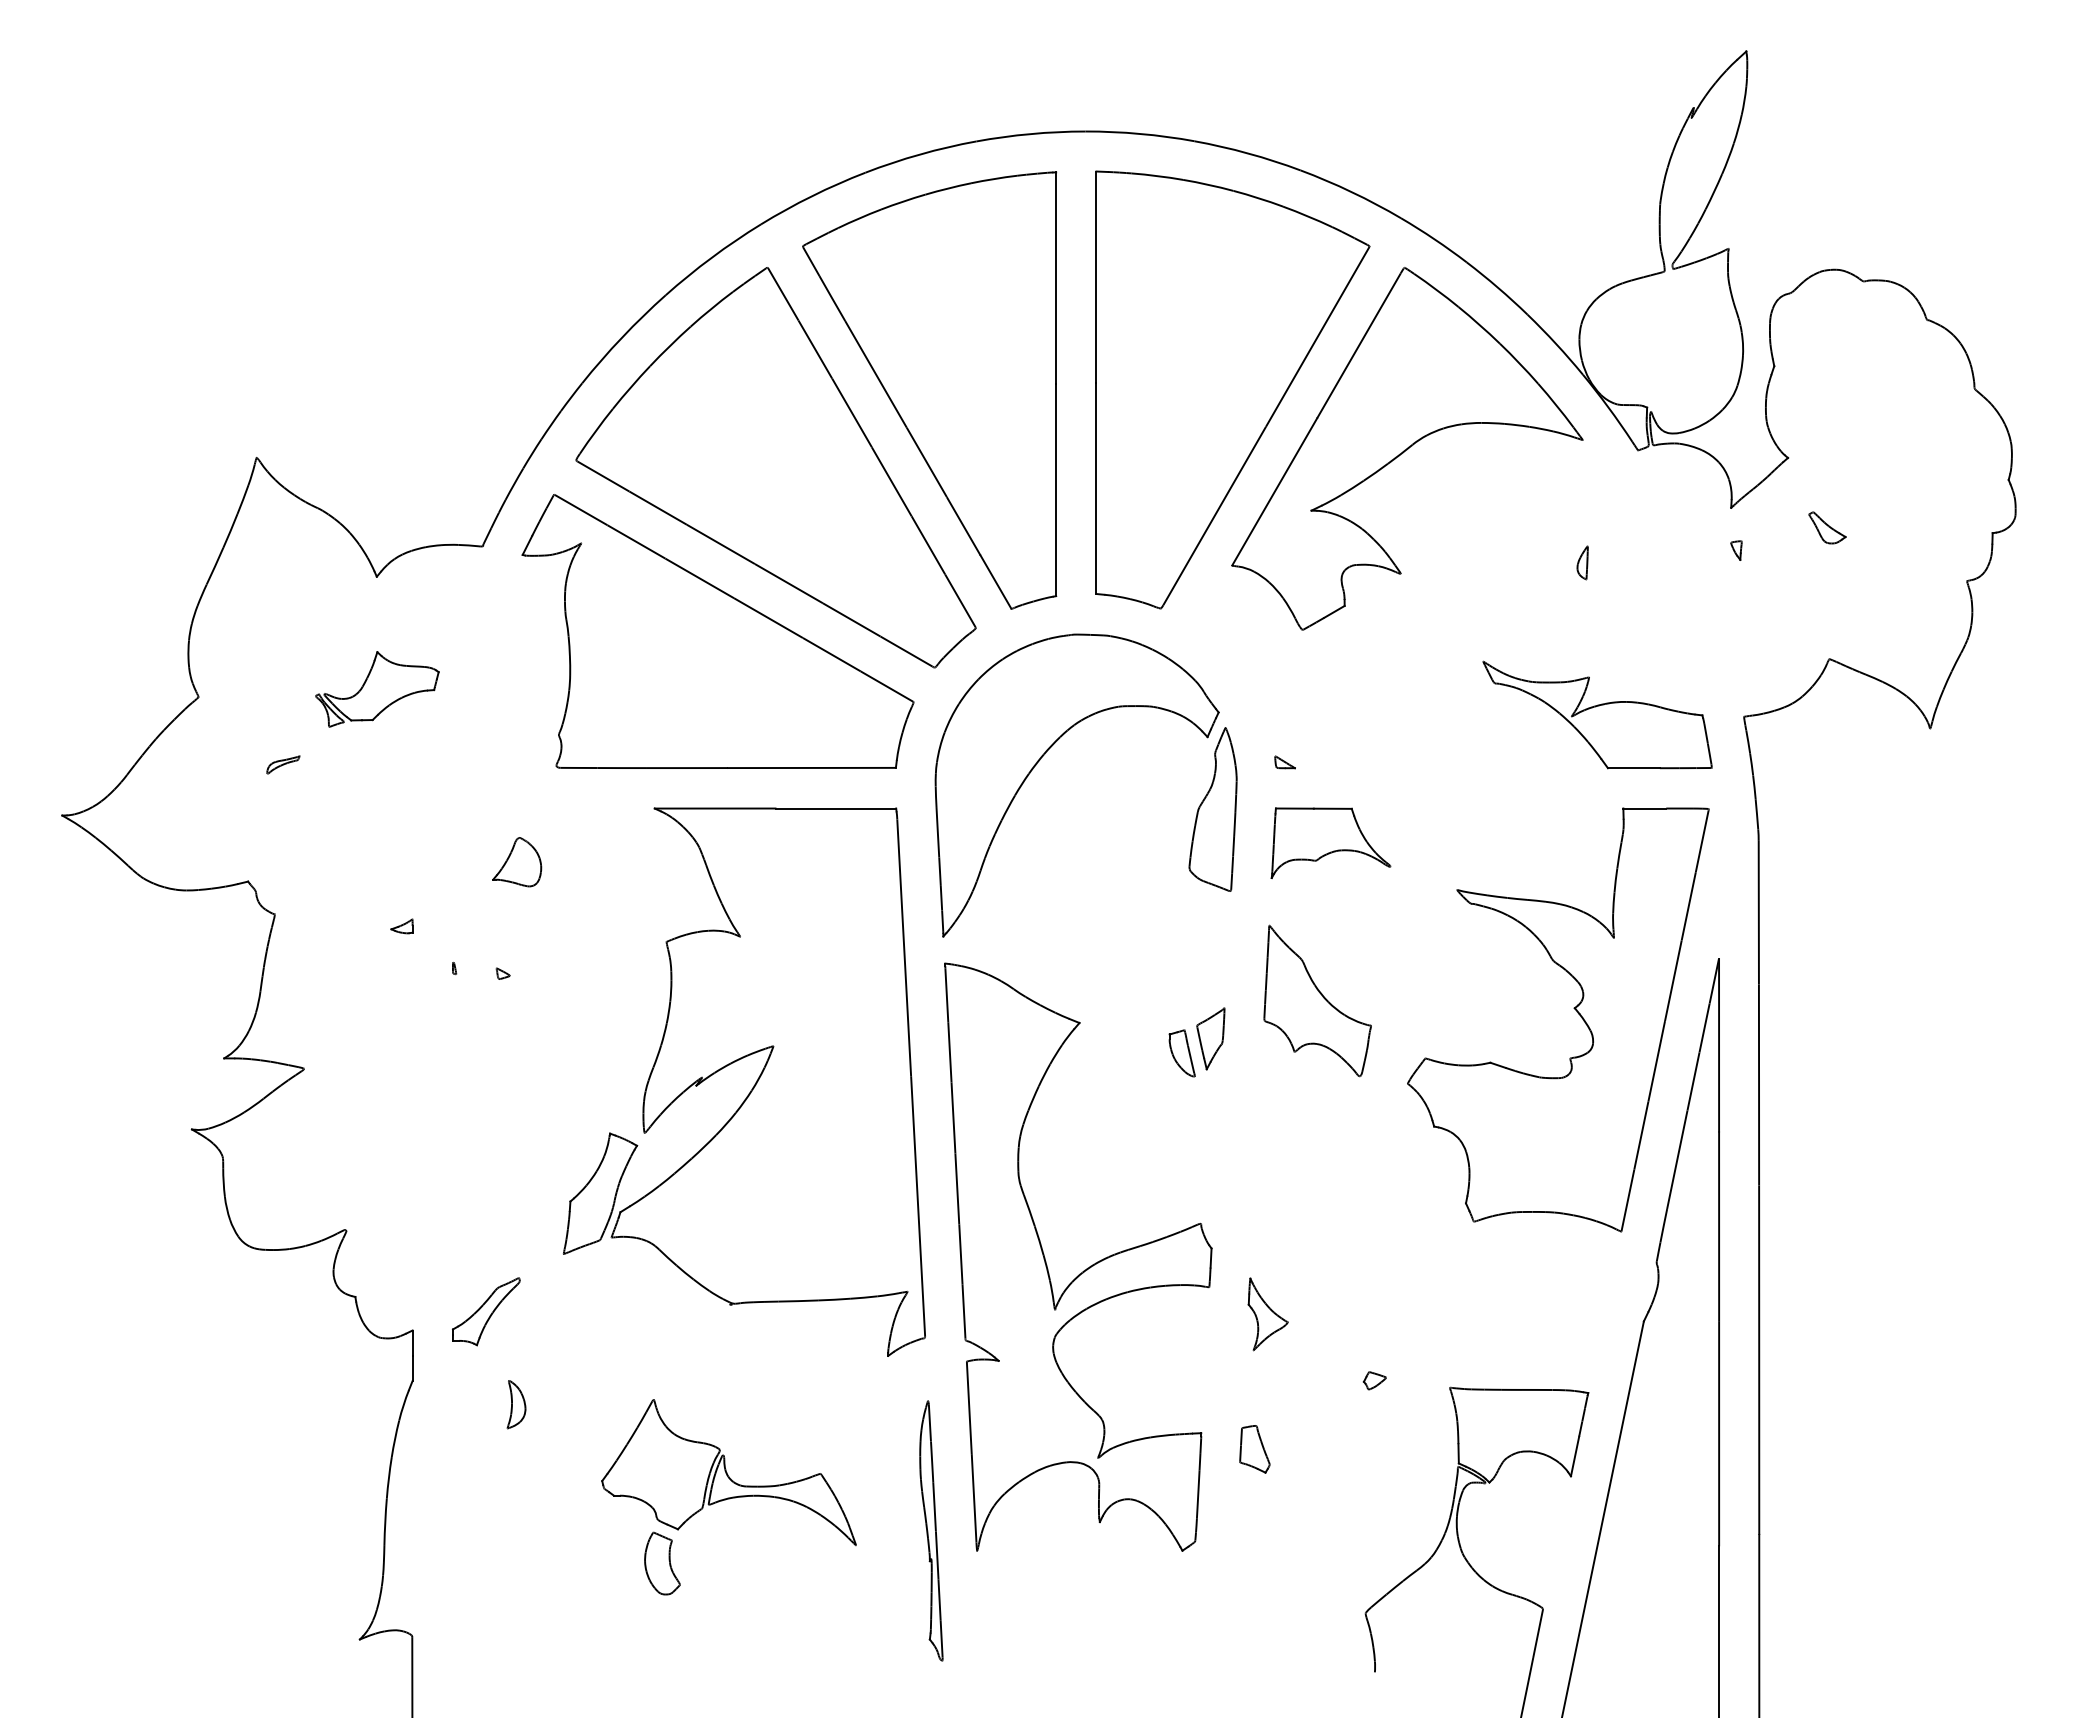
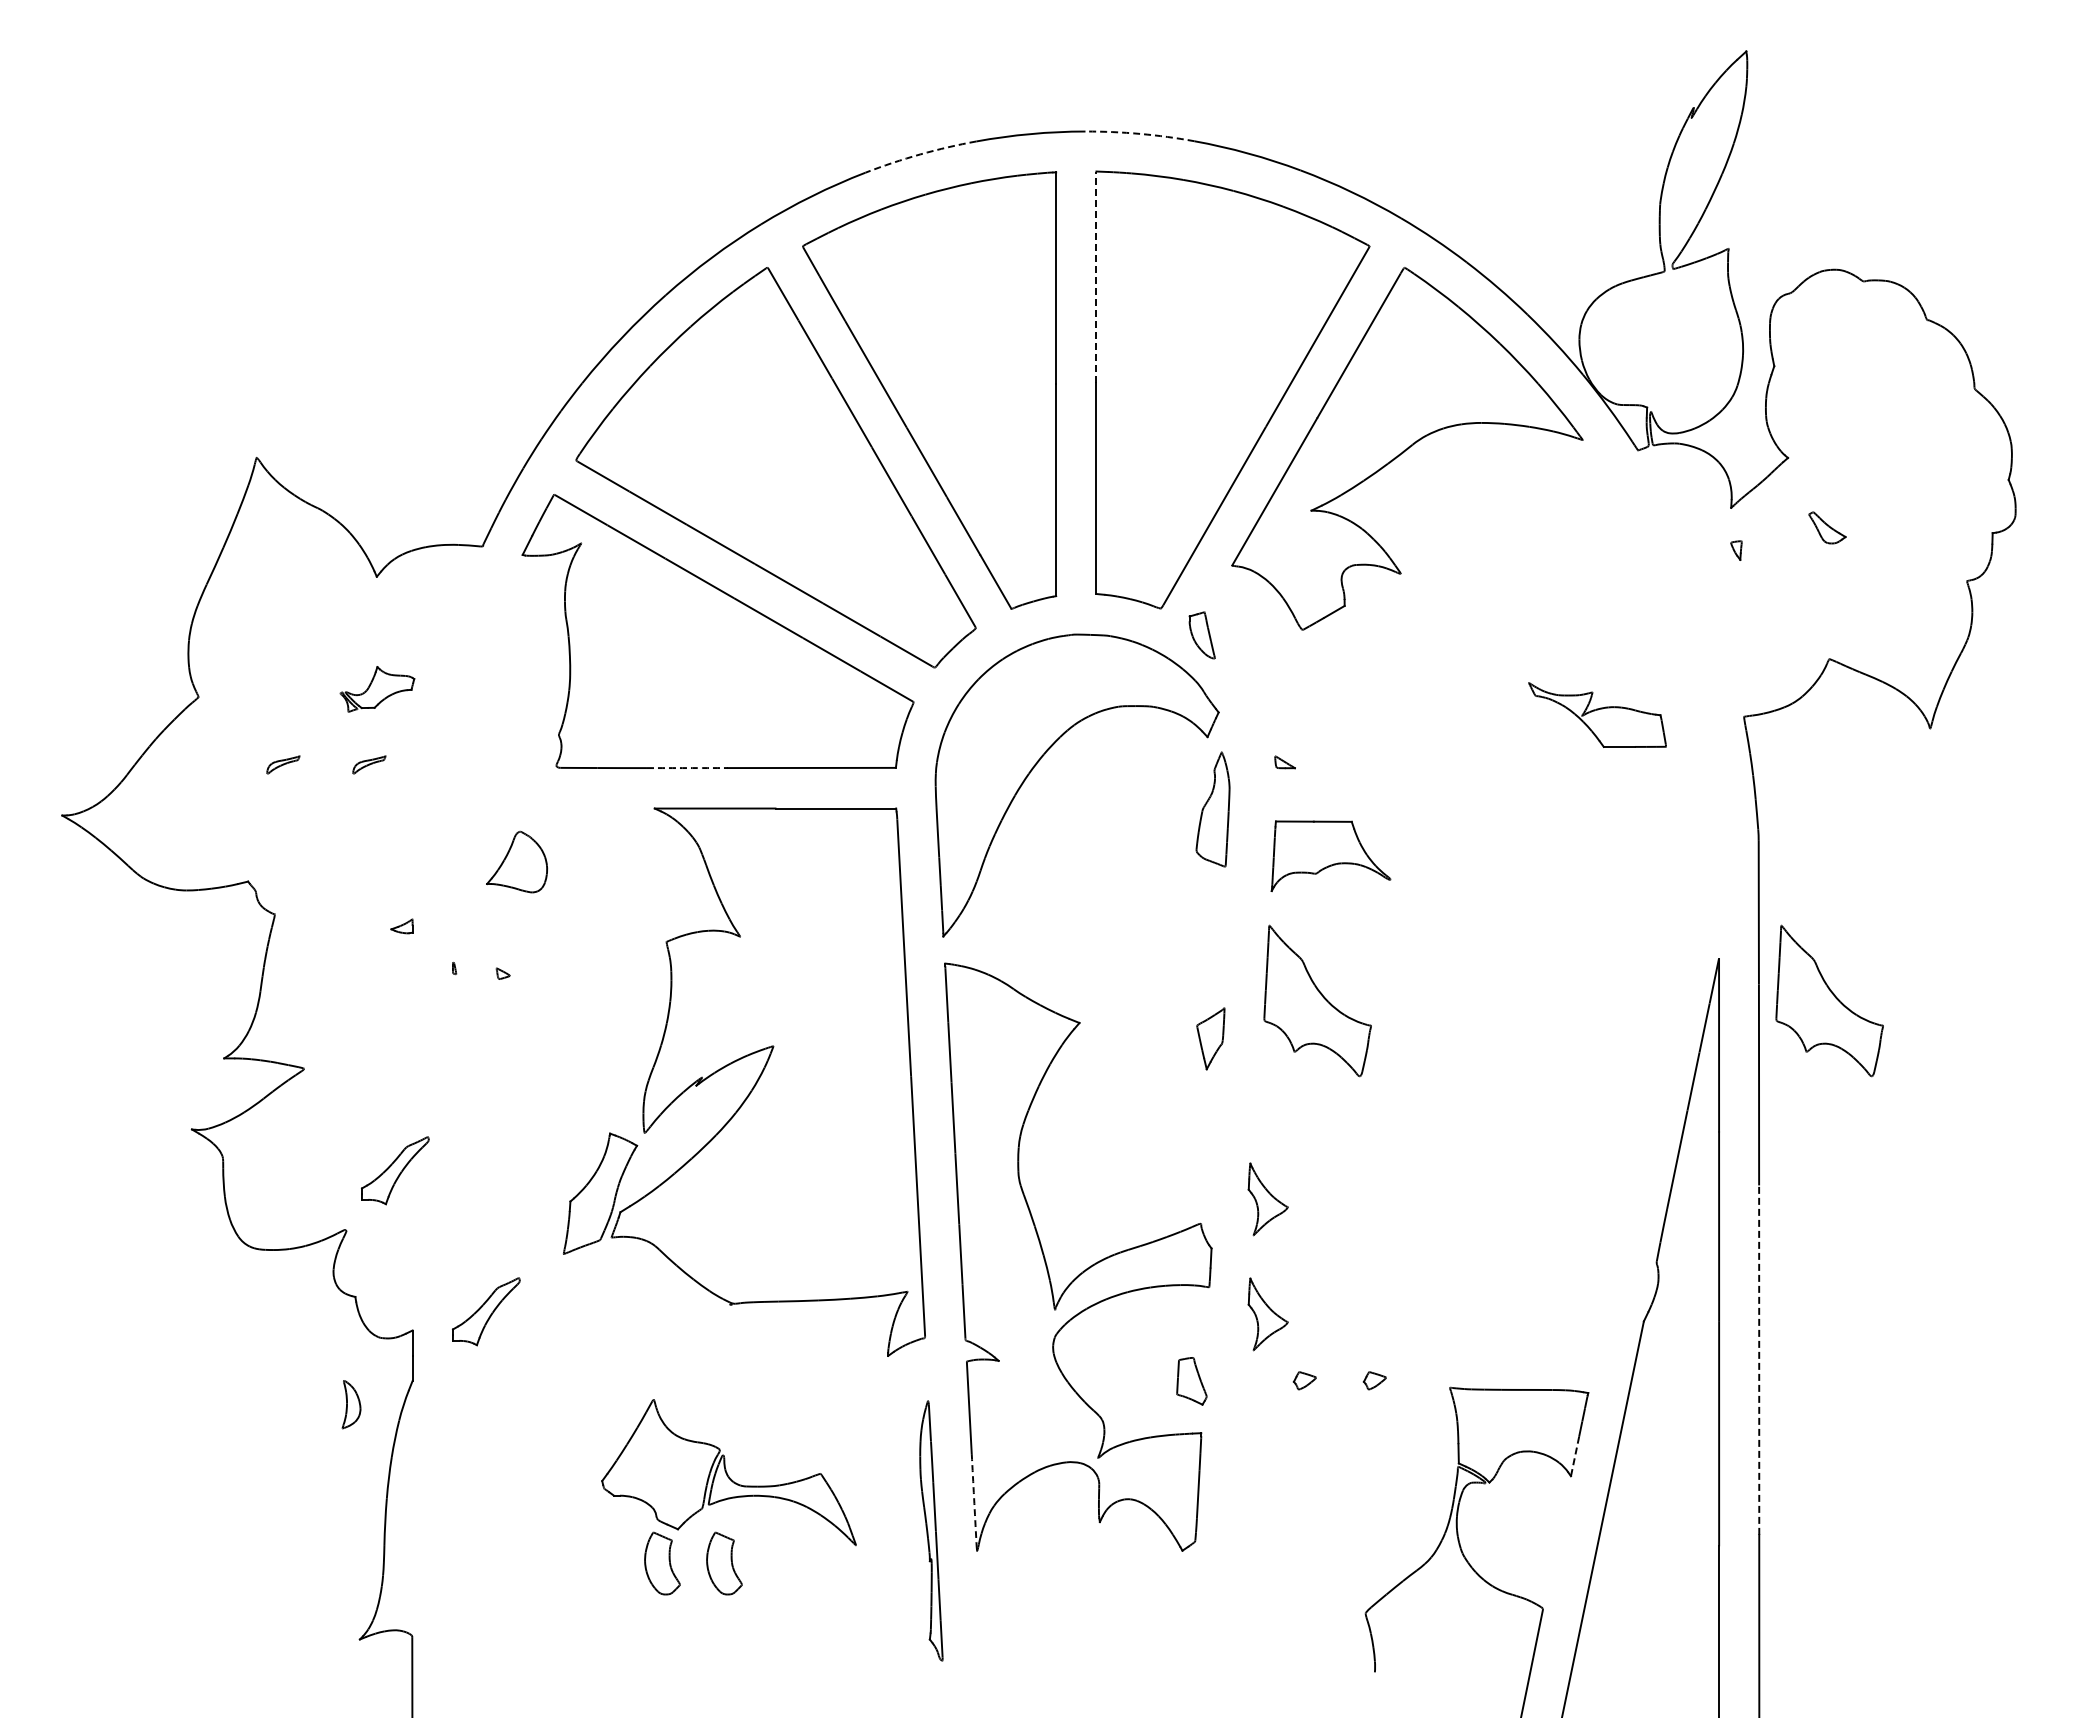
arc: solid -> dashed (1140, 133)
arc: solid -> dashed (920, 154)
line: solid -> dashed (1096, 277)
part: present -> none (1582, 562)
part size: 125x77 px -> 77x47 px (377, 689)
part size: 231x110 px -> 139x66 px (1597, 714)
part: none -> present (369, 764)
arc: solid -> dashed (687, 768)
part size: 50x165 px -> 36x117 px (1212, 809)
part position: (1330, 843) -> (1330, 856) (1330, 856)
part size: 51x51 px -> 63x64 px (517, 861)
part: none -> present (1829, 1000)
part: present -> none (1573, 1008)
part position: (1181, 1053) -> (1201, 635) (1201, 635)
part: none -> present (395, 1170)
part: none -> present (1267, 1199)
arc: solid -> dashed (1759, 1360)
part: none -> present (1304, 1380)
part position: (516, 1404) -> (351, 1404) (351, 1404)
part position: (1254, 1449) -> (1191, 1381) (1191, 1381)
line: solid -> dashed (1574, 1457)
arc: solid -> dashed (974, 1498)
part: none -> present (724, 1563)
